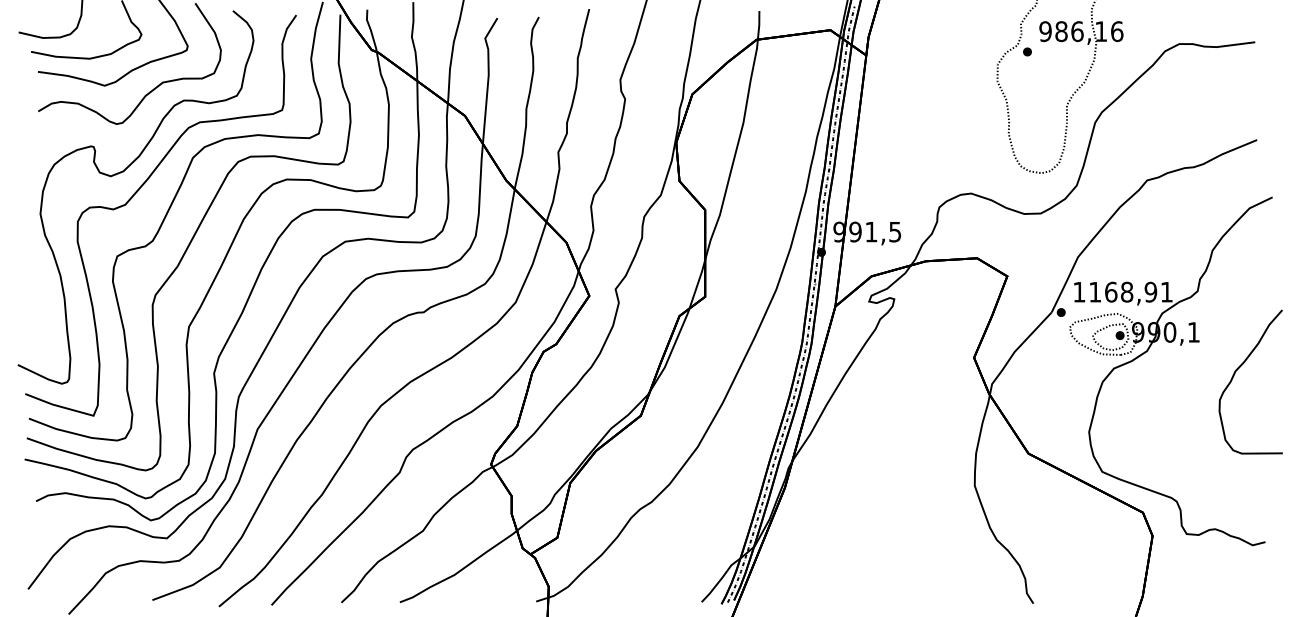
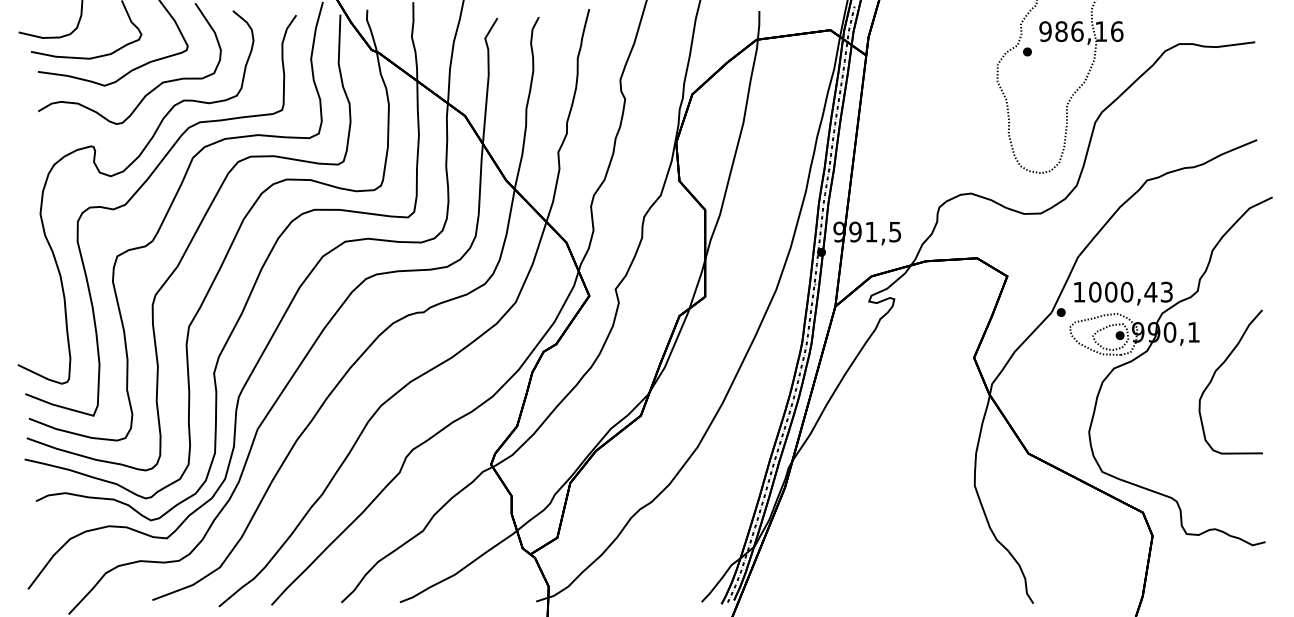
text: 1168,91 -> 1000,43 (1130, 291)
curve position: (1234, 376) -> (1214, 376) (1214, 376)
